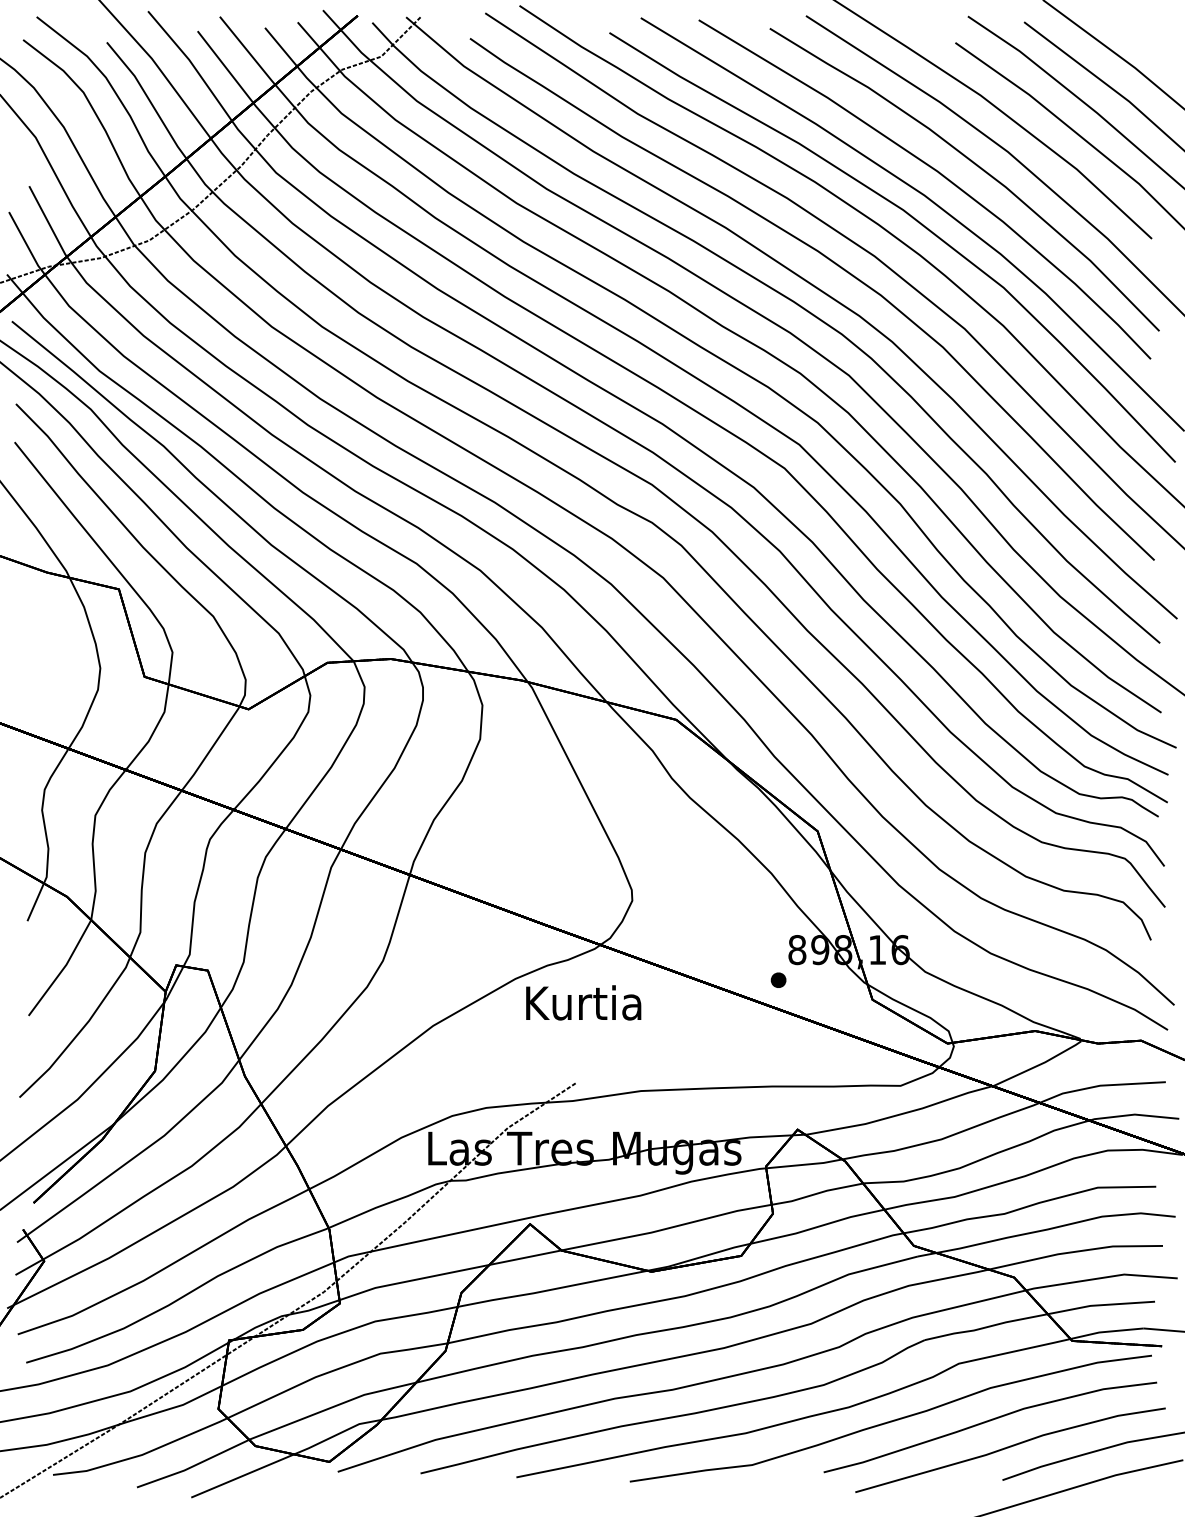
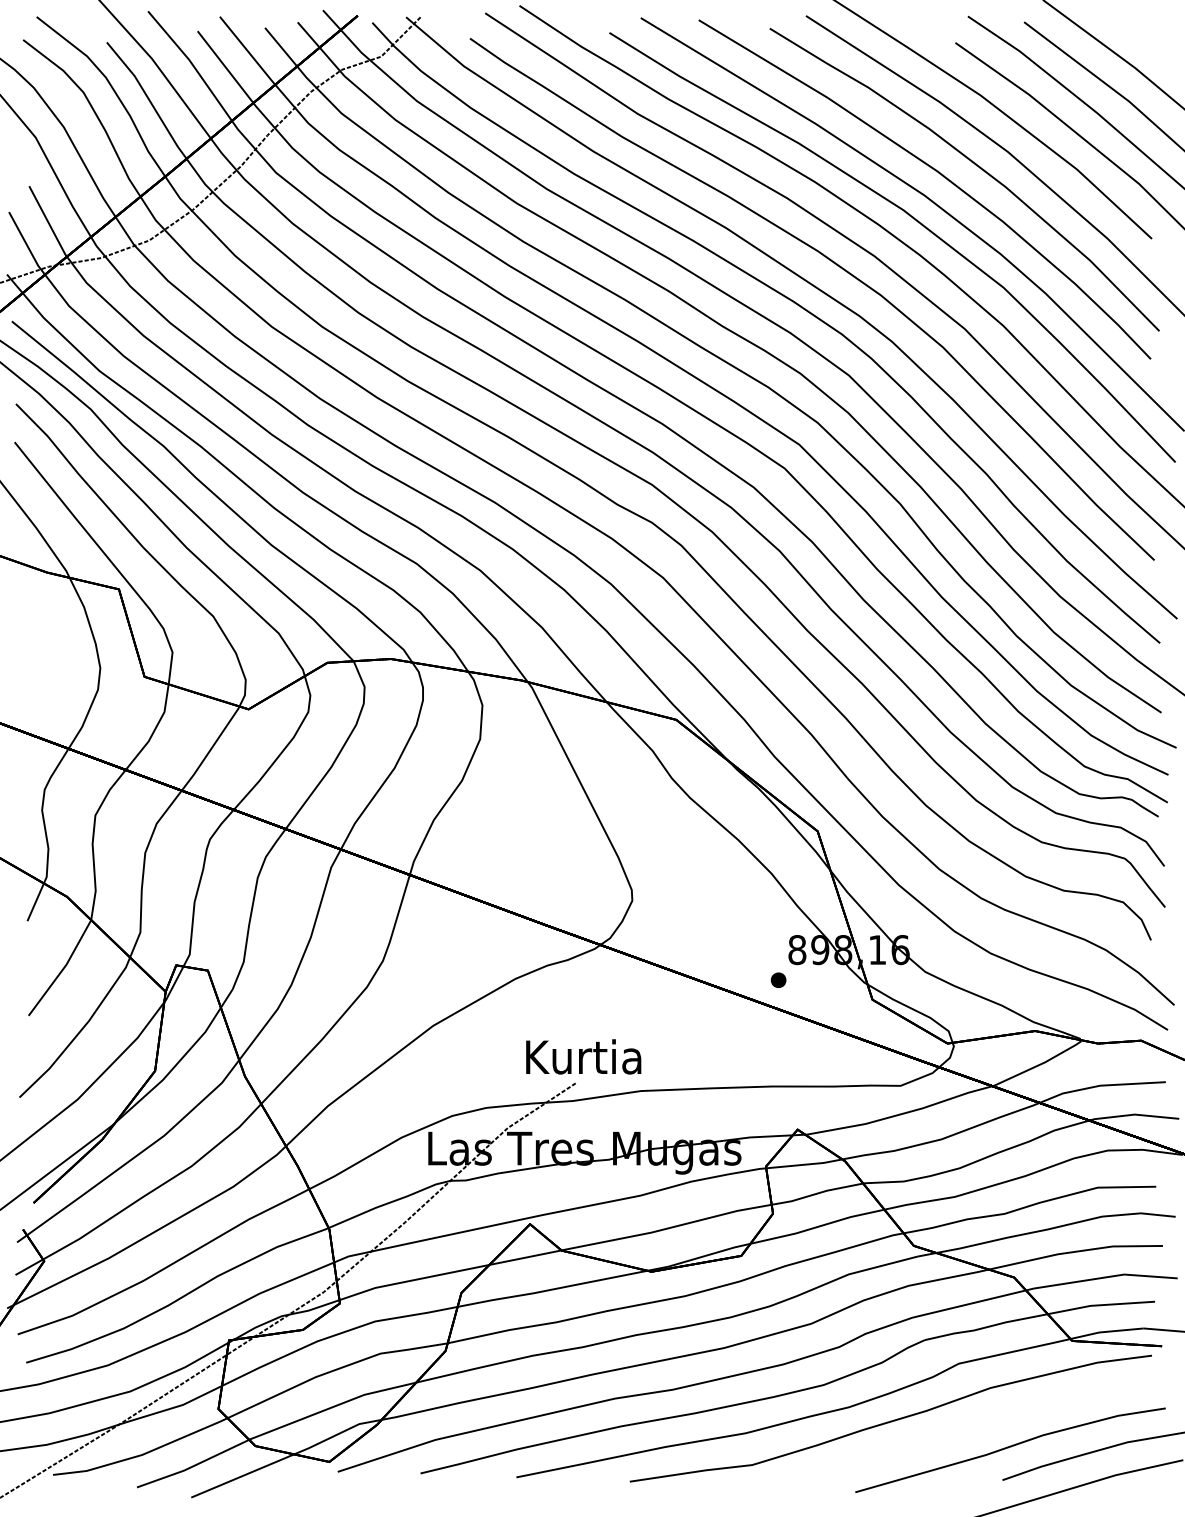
text position: (583, 1002) -> (583, 1056) (583, 1056)
curve: present -> none (987, 1422)
